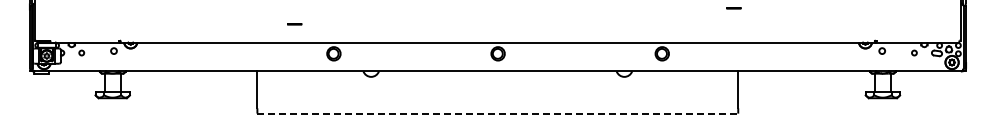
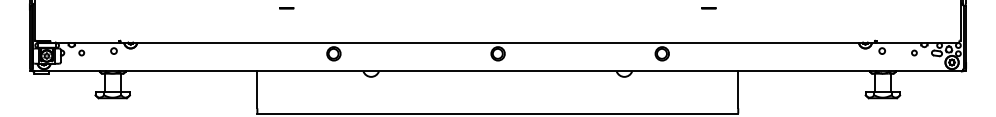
line position: (733, 8) -> (708, 8) (708, 8)
line position: (294, 24) -> (286, 8) (286, 8)
line: dashed -> solid (498, 113)
